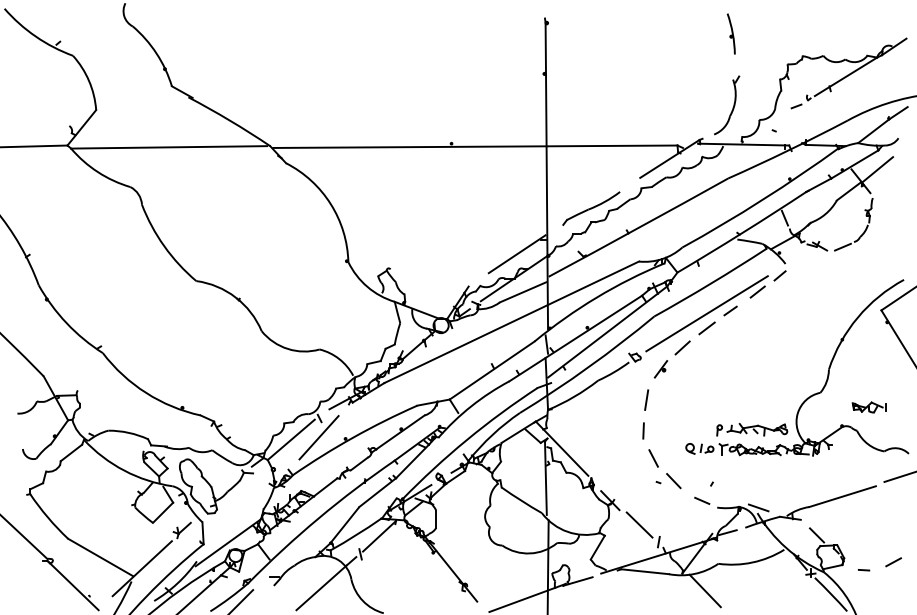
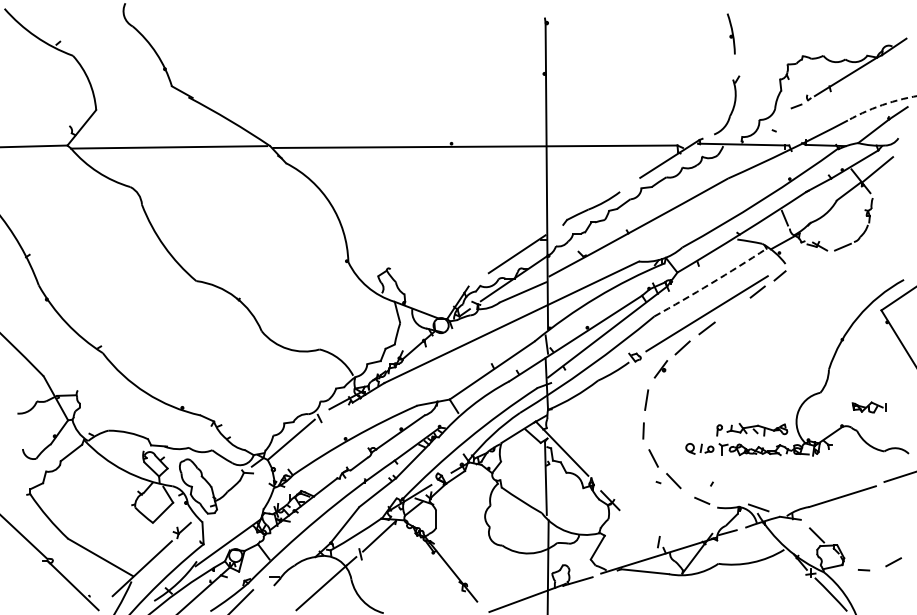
arc: solid -> dashed (881, 105)
arc: solid -> dashed (711, 283)
line: present -> none (730, 310)
line: present -> none (318, 437)
line: present -> none (639, 524)
line: present -> none (704, 590)
